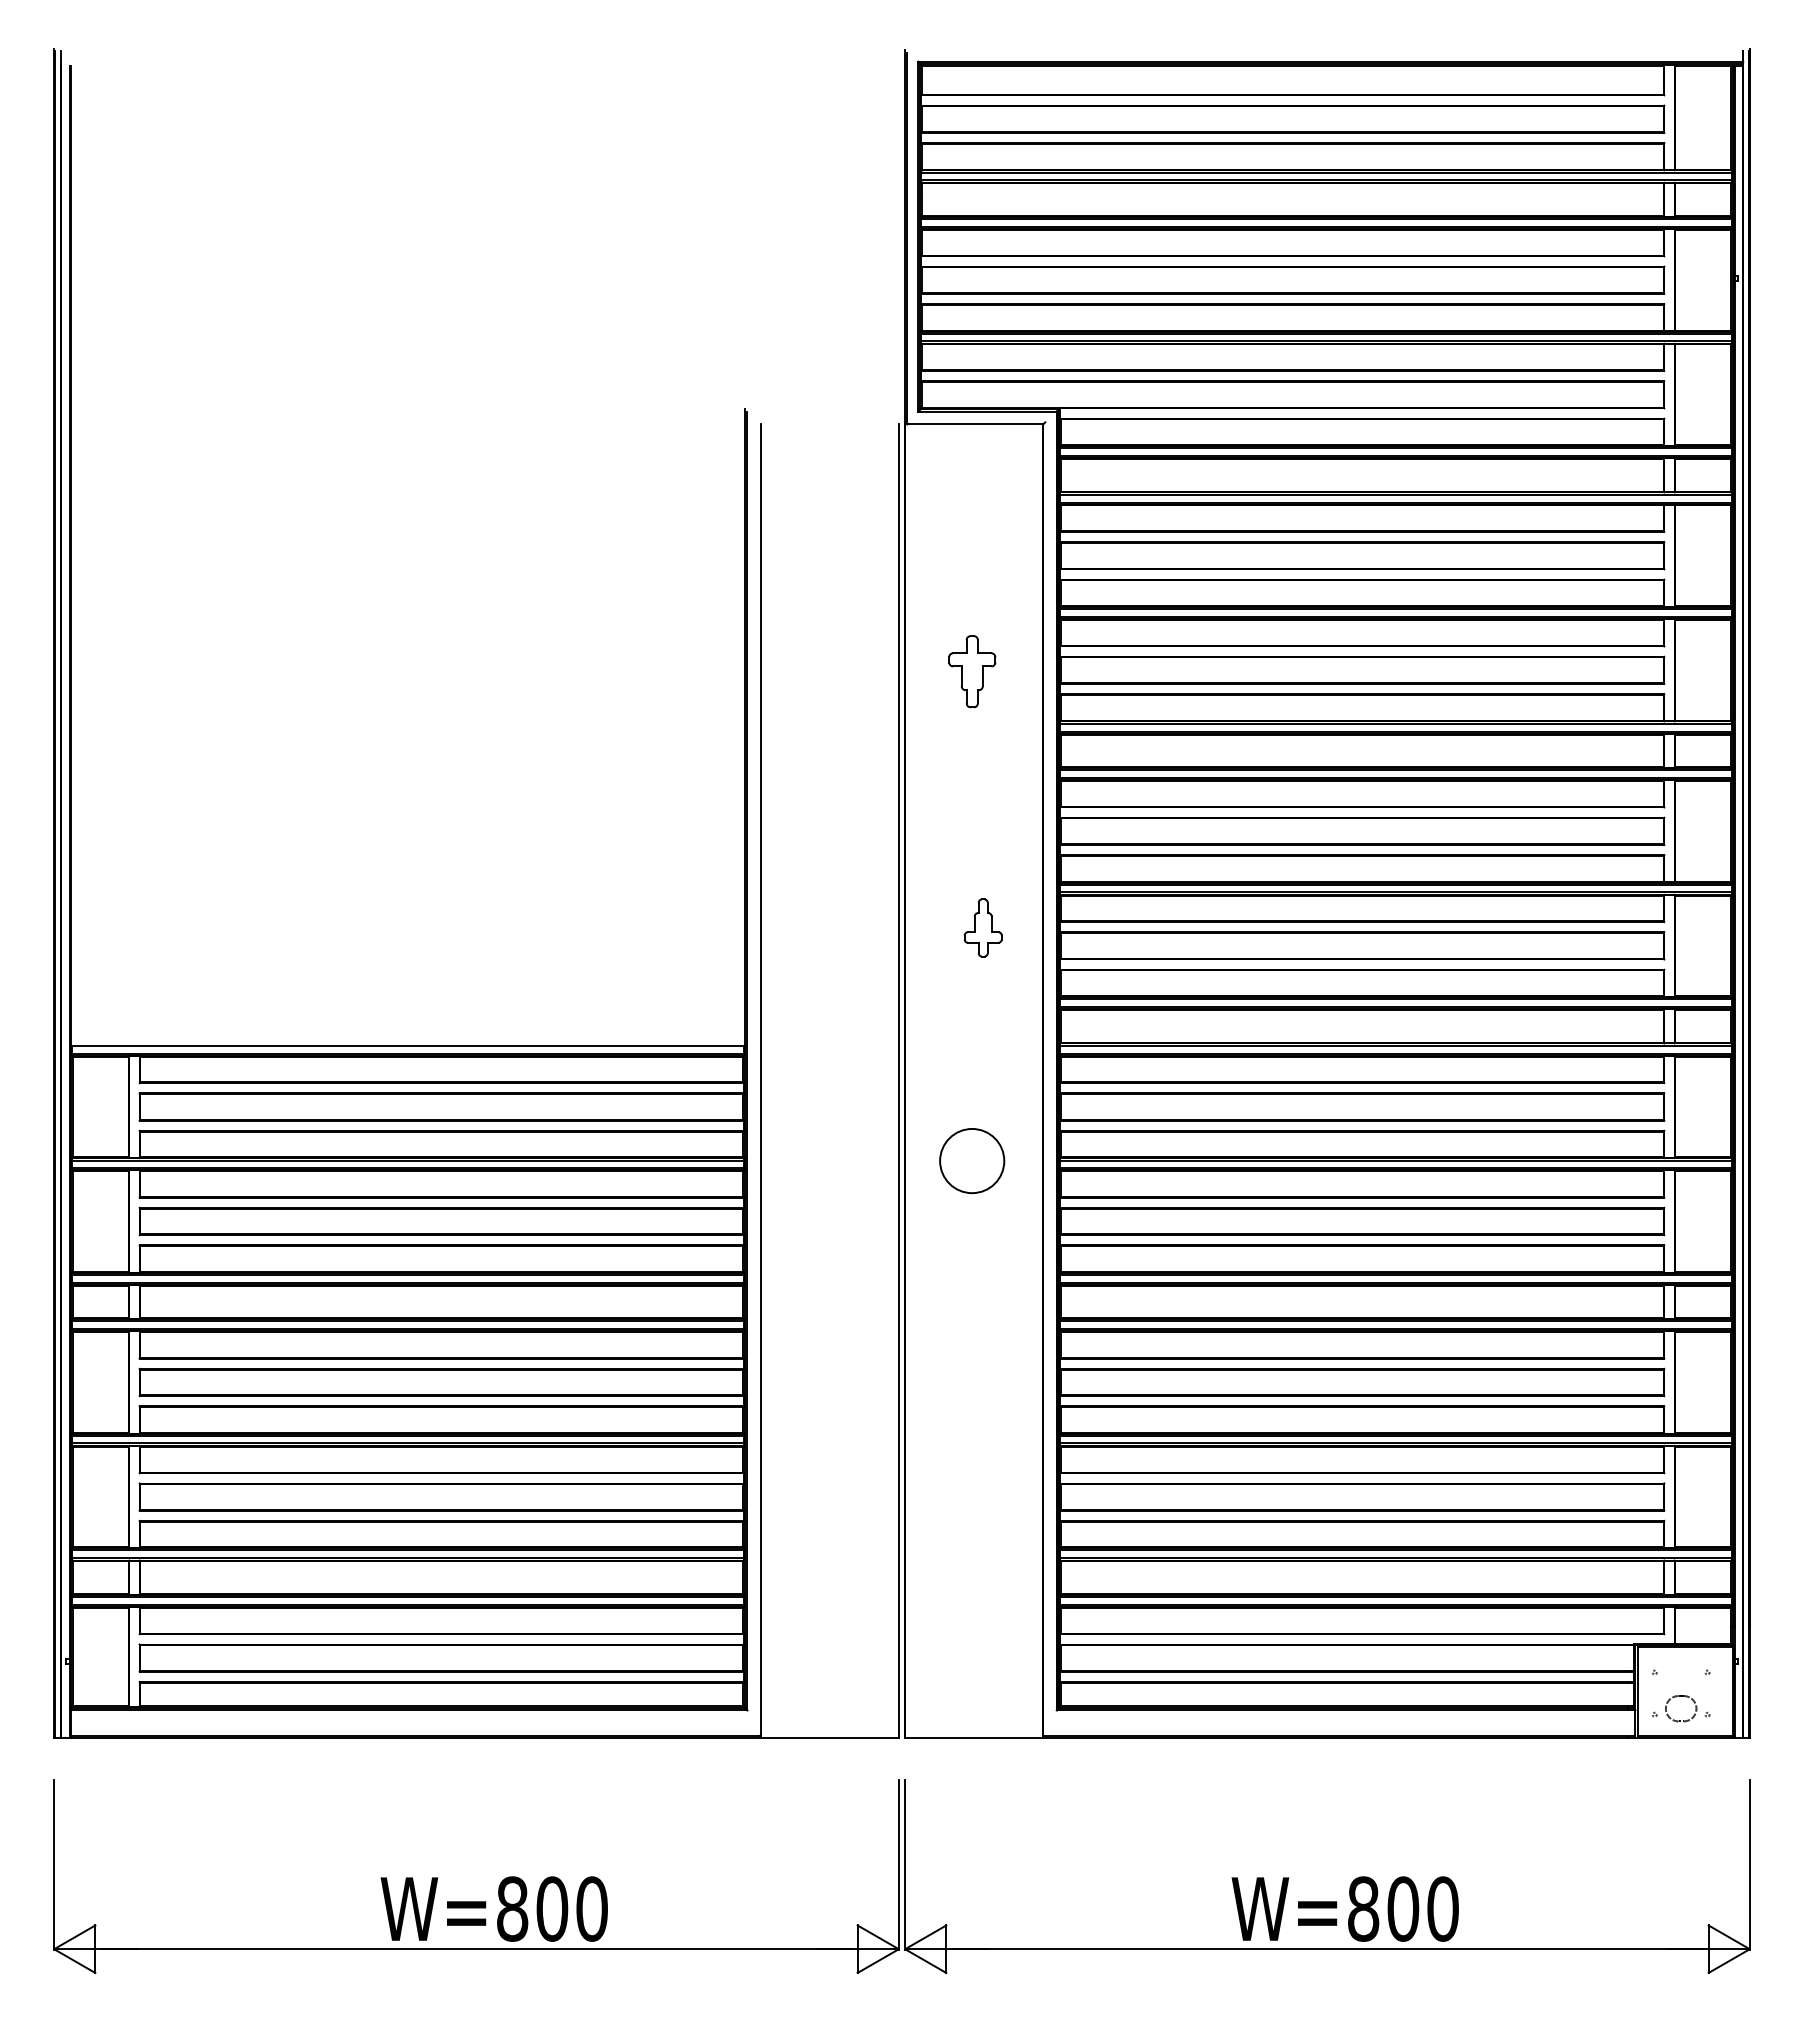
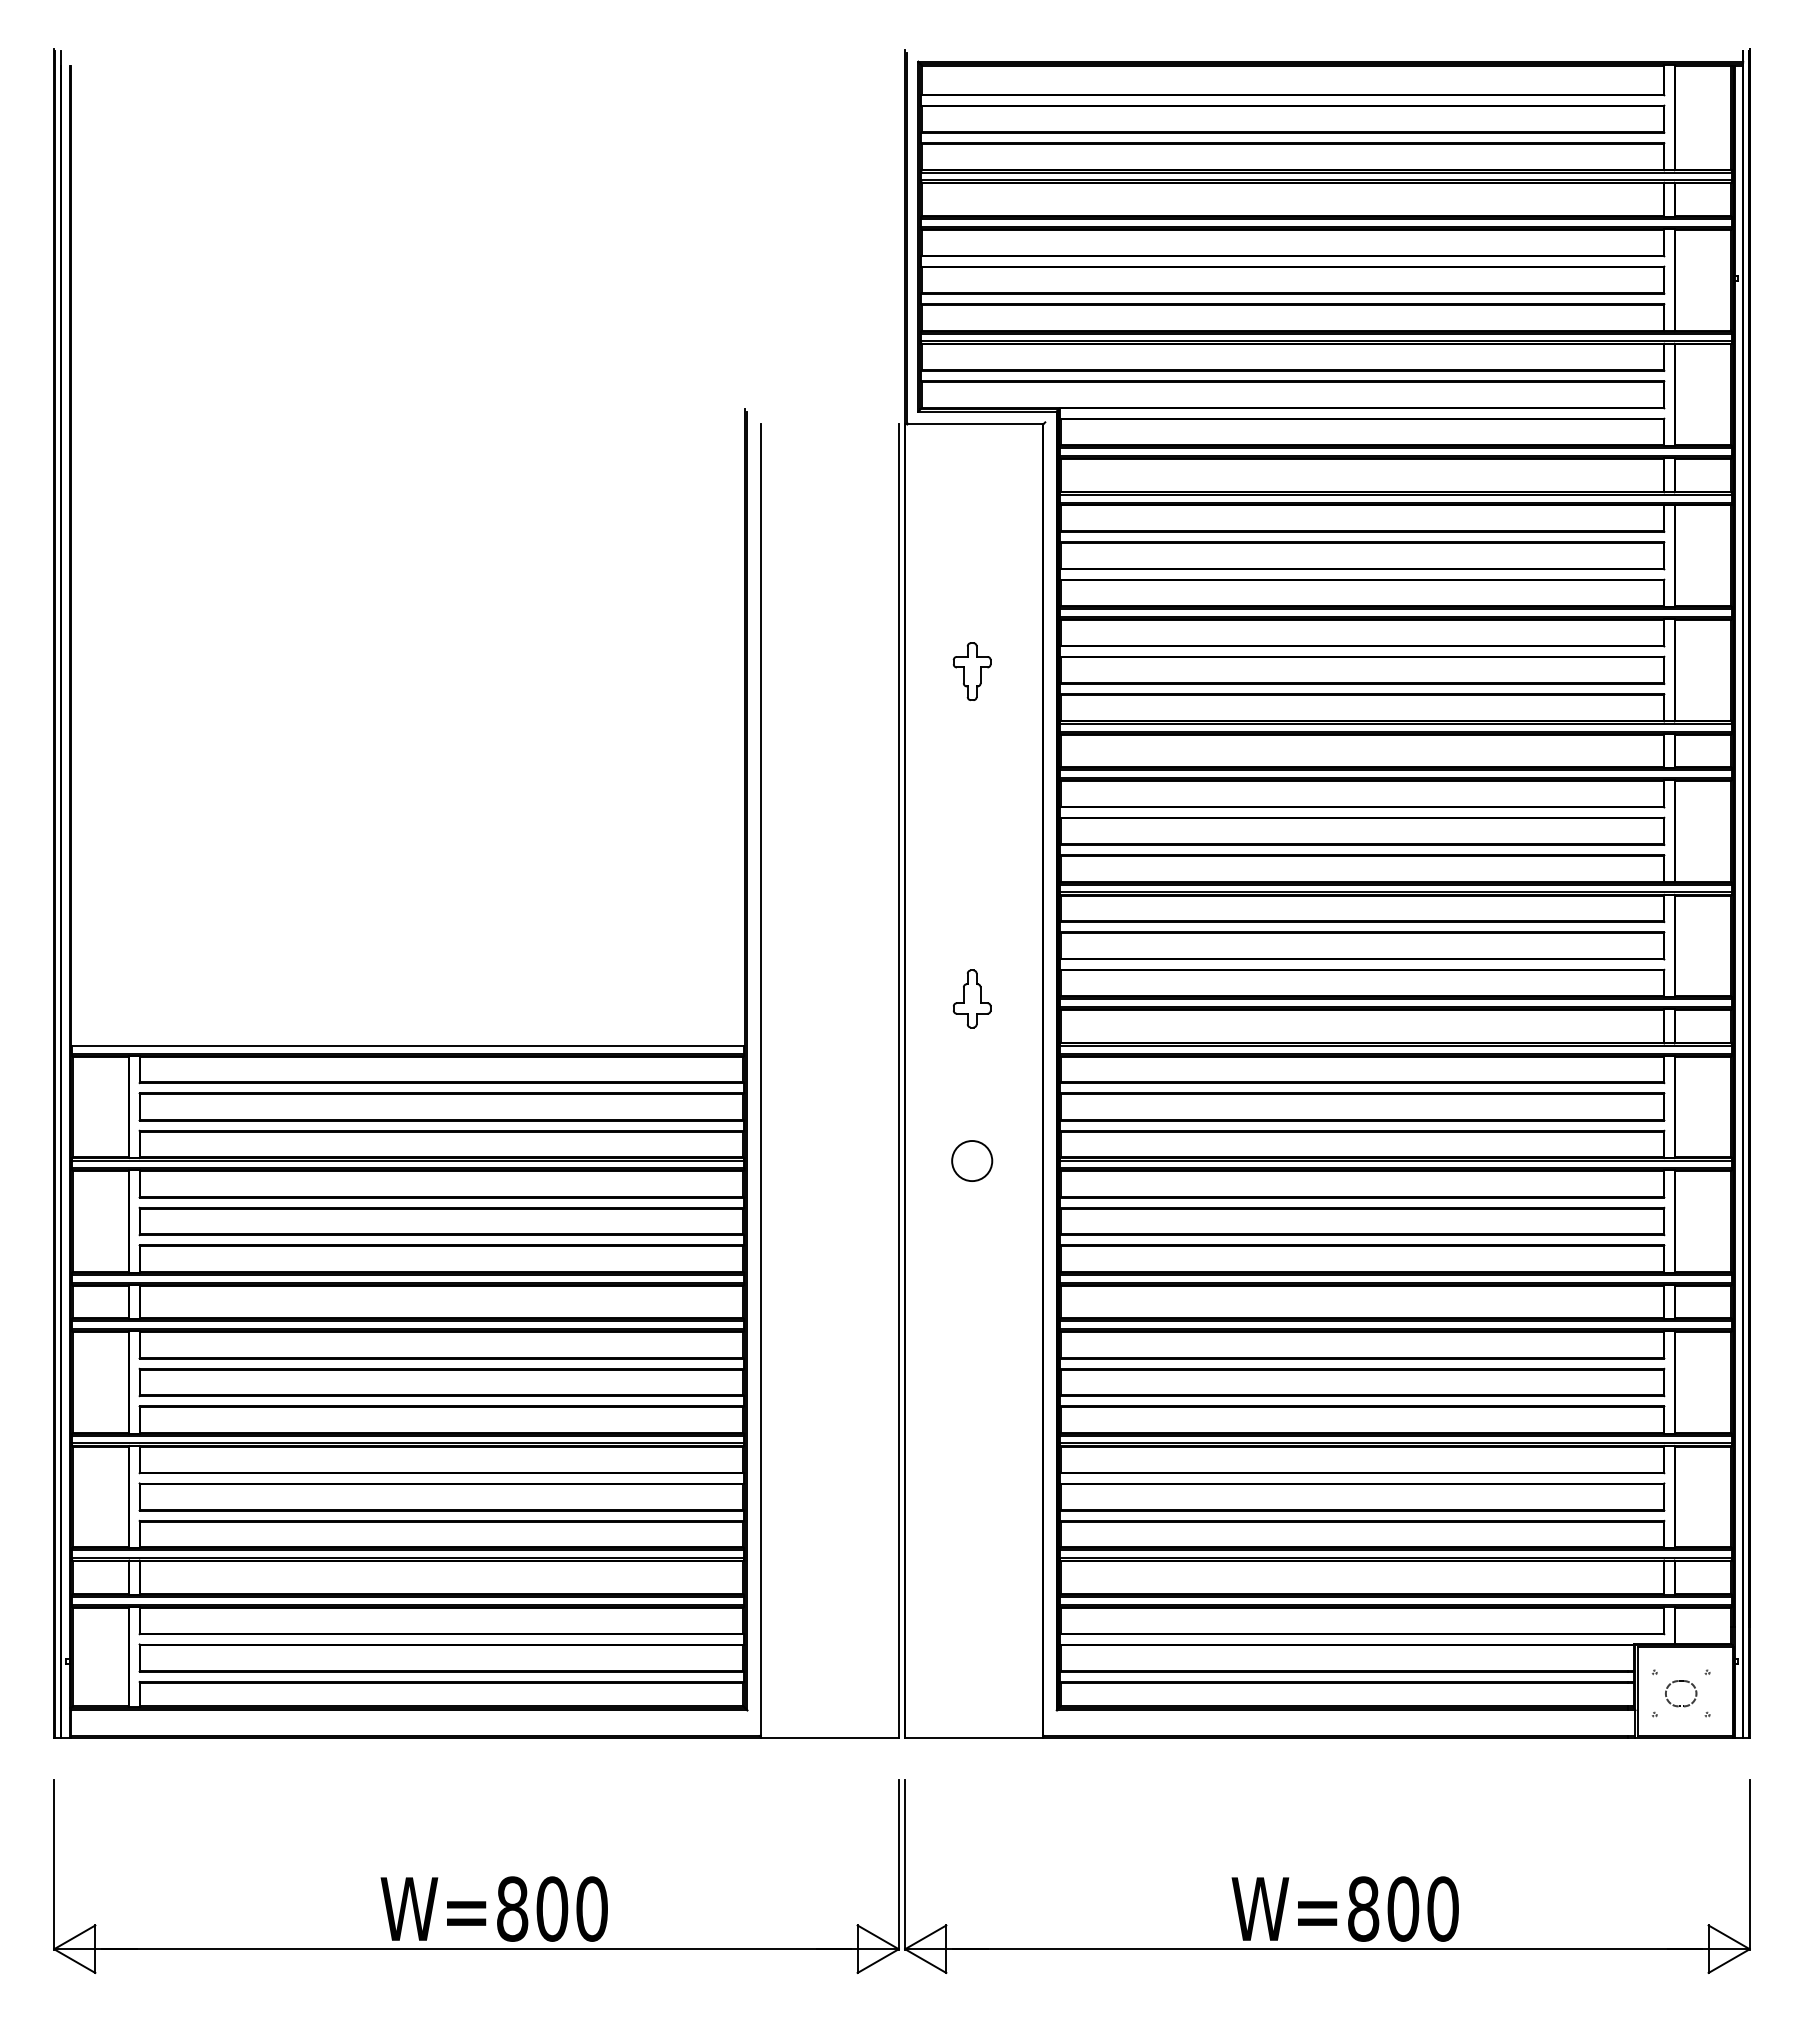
part size: 49x74 px -> 40x59 px (971, 671)
part position: (983, 927) -> (972, 998) (972, 998)
circle diameter: 64 px -> 40 px (972, 1161)
part position: (1685, 1697) -> (1685, 1682) (1685, 1682)
